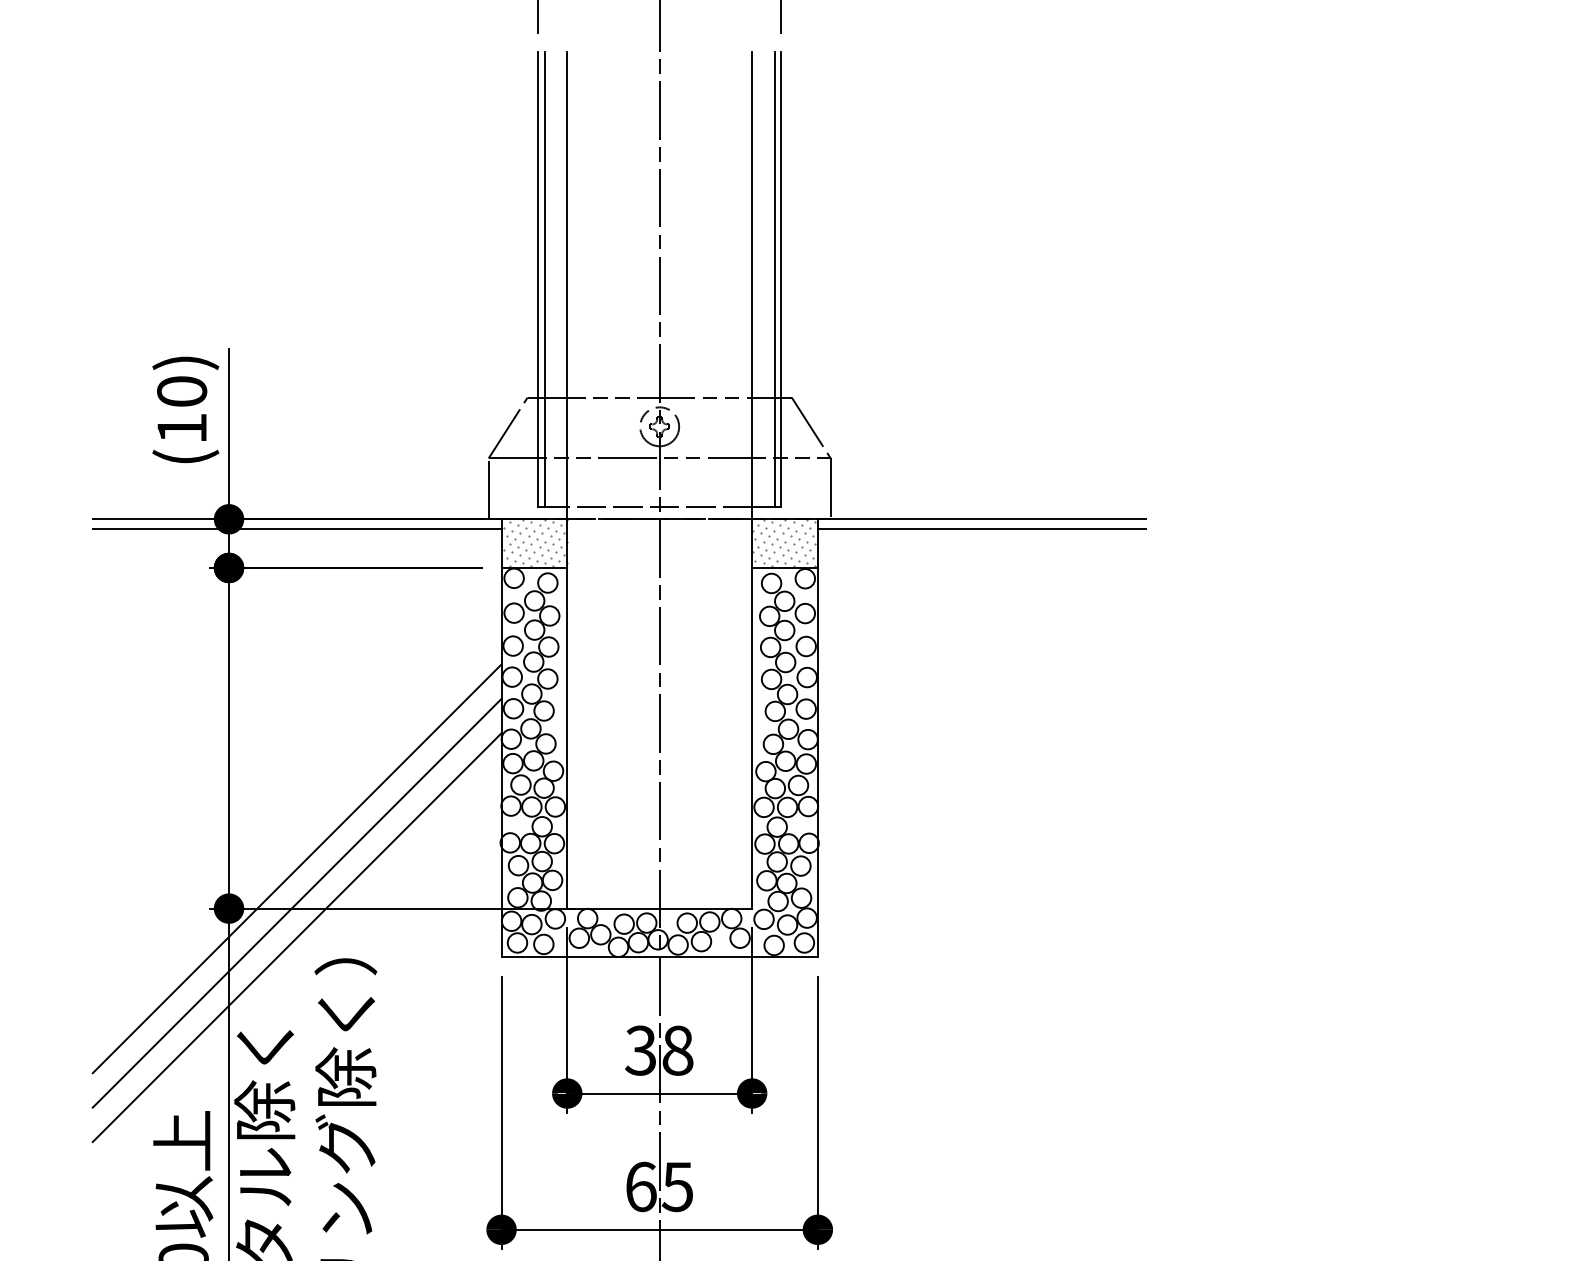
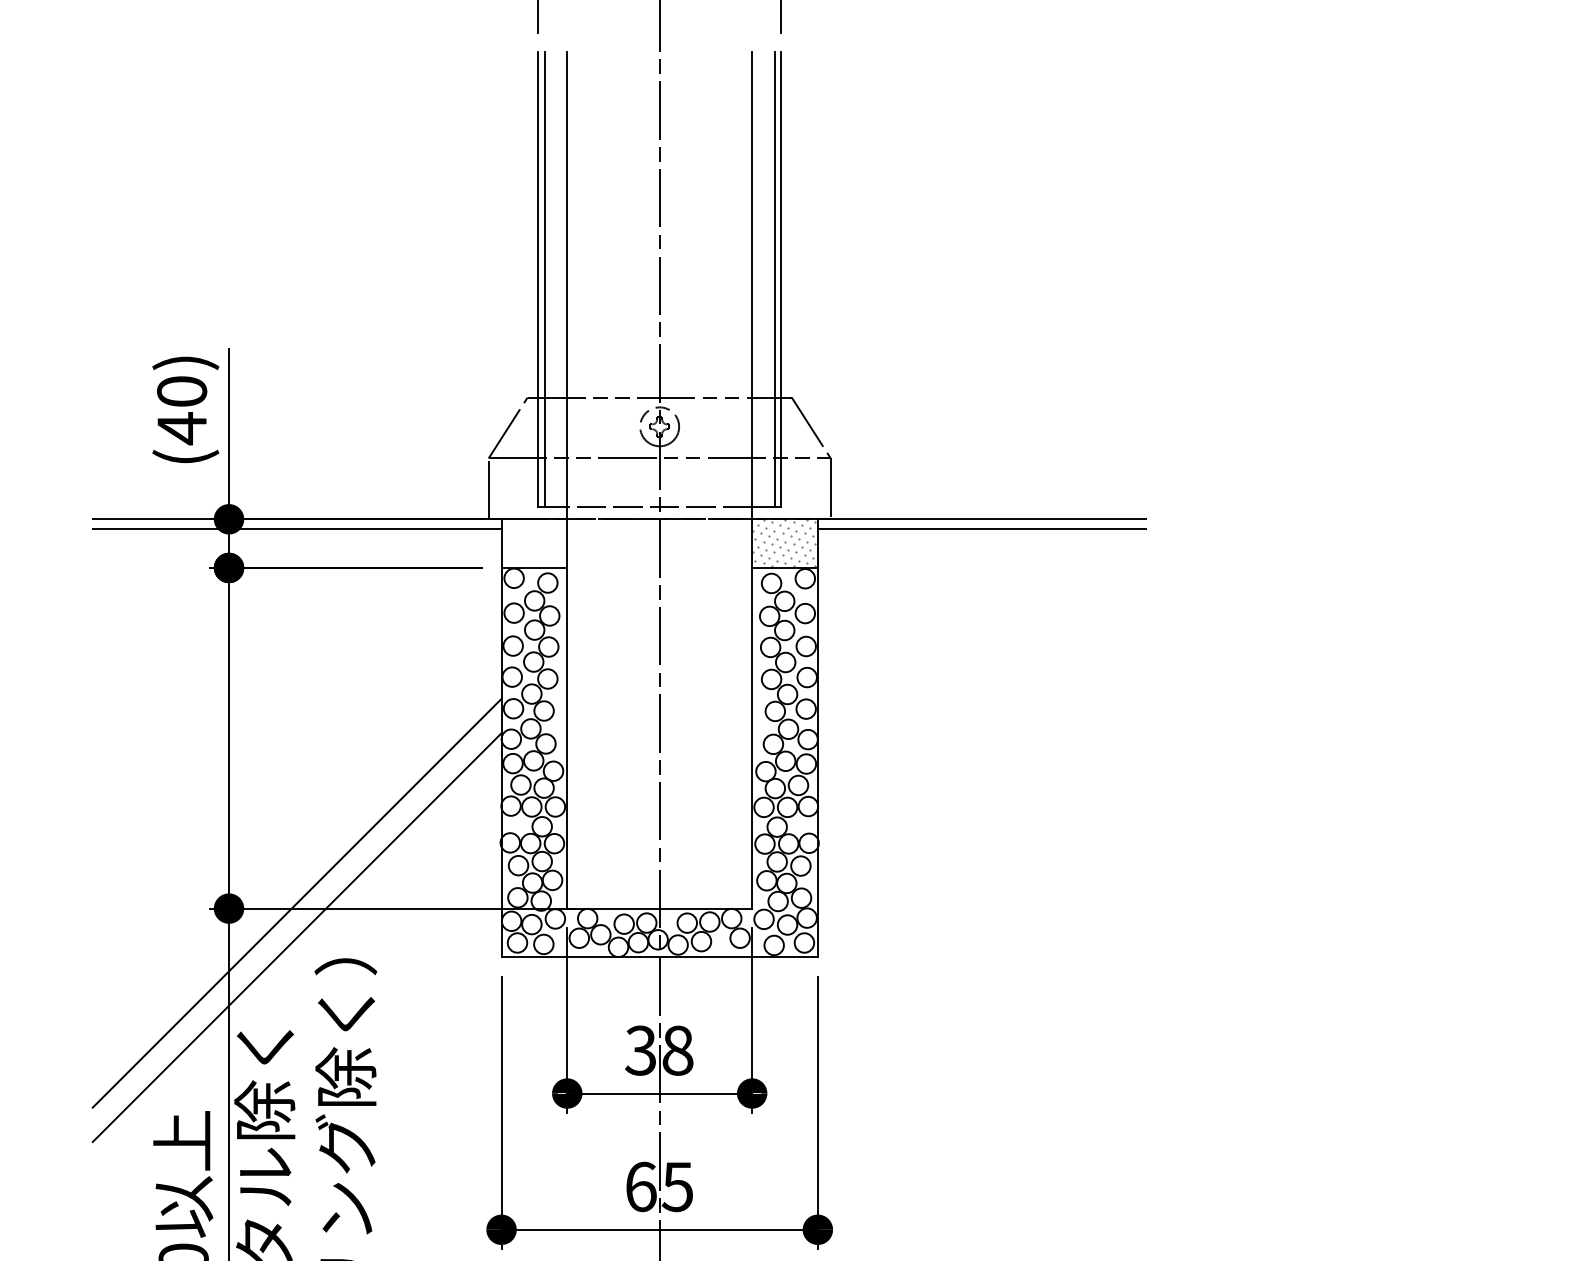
text: (10) -> (40) (181, 428)
hatch: present -> none (535, 542)
line: present -> none (296, 868)
